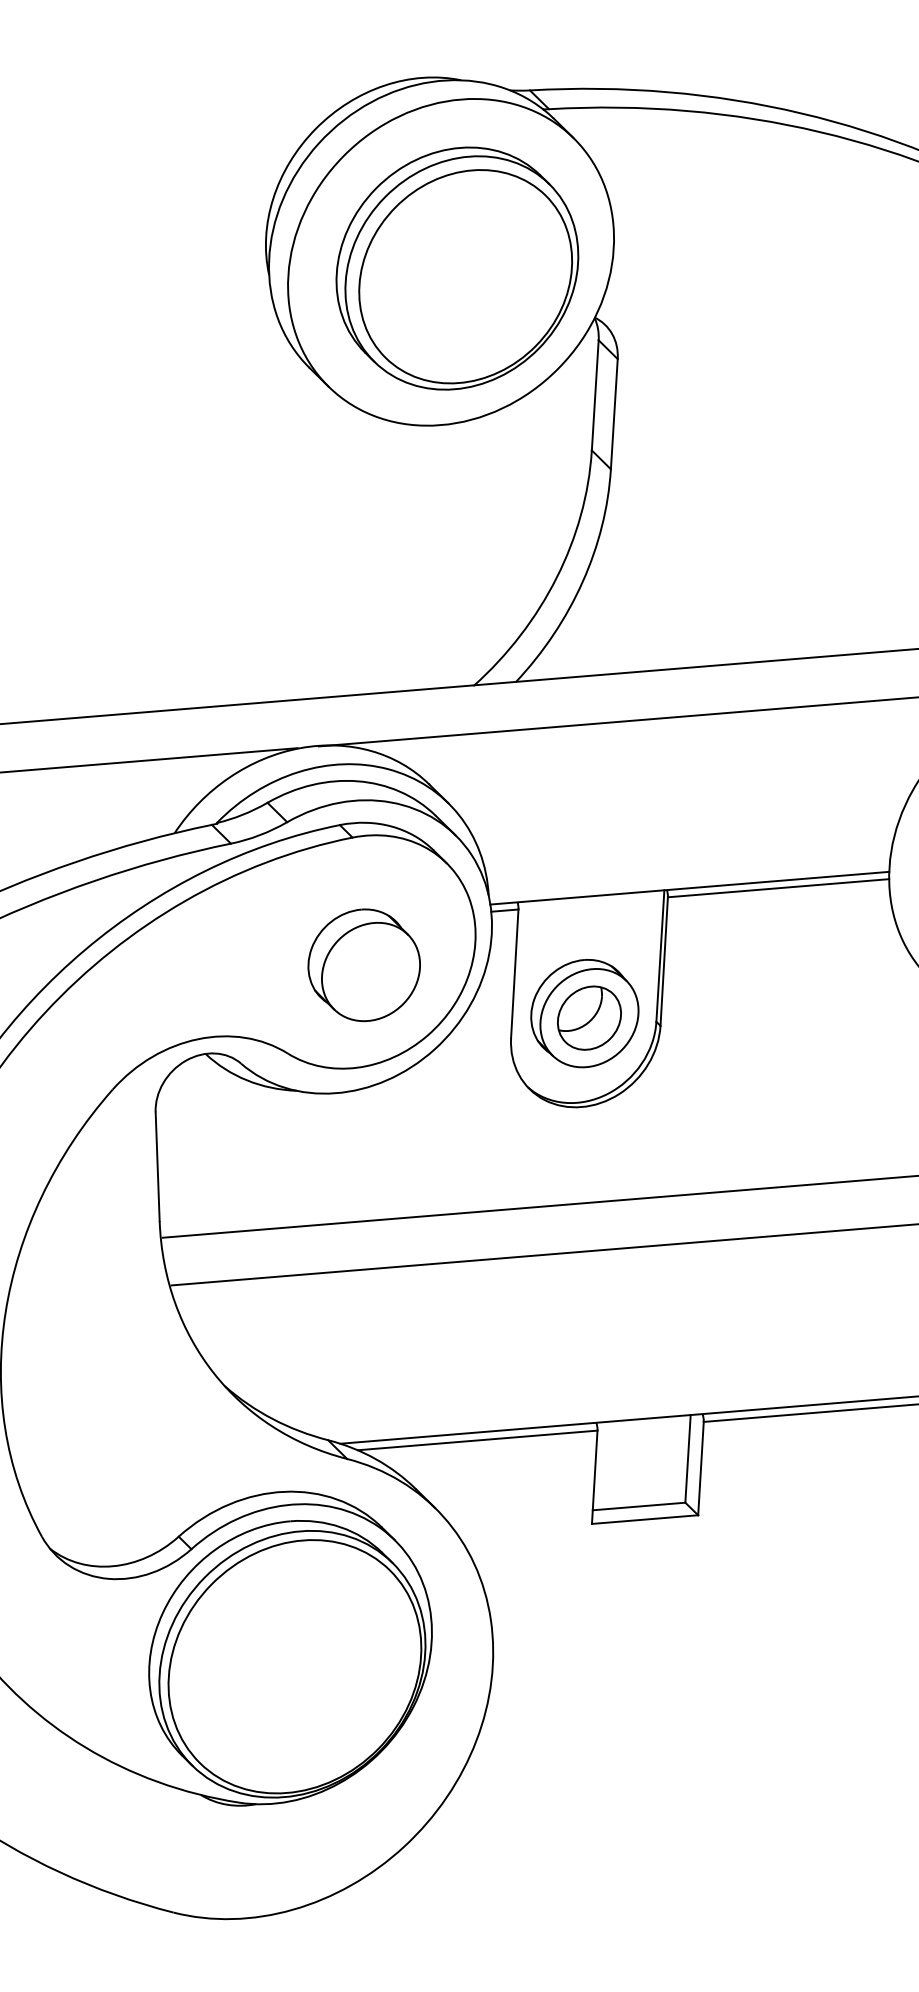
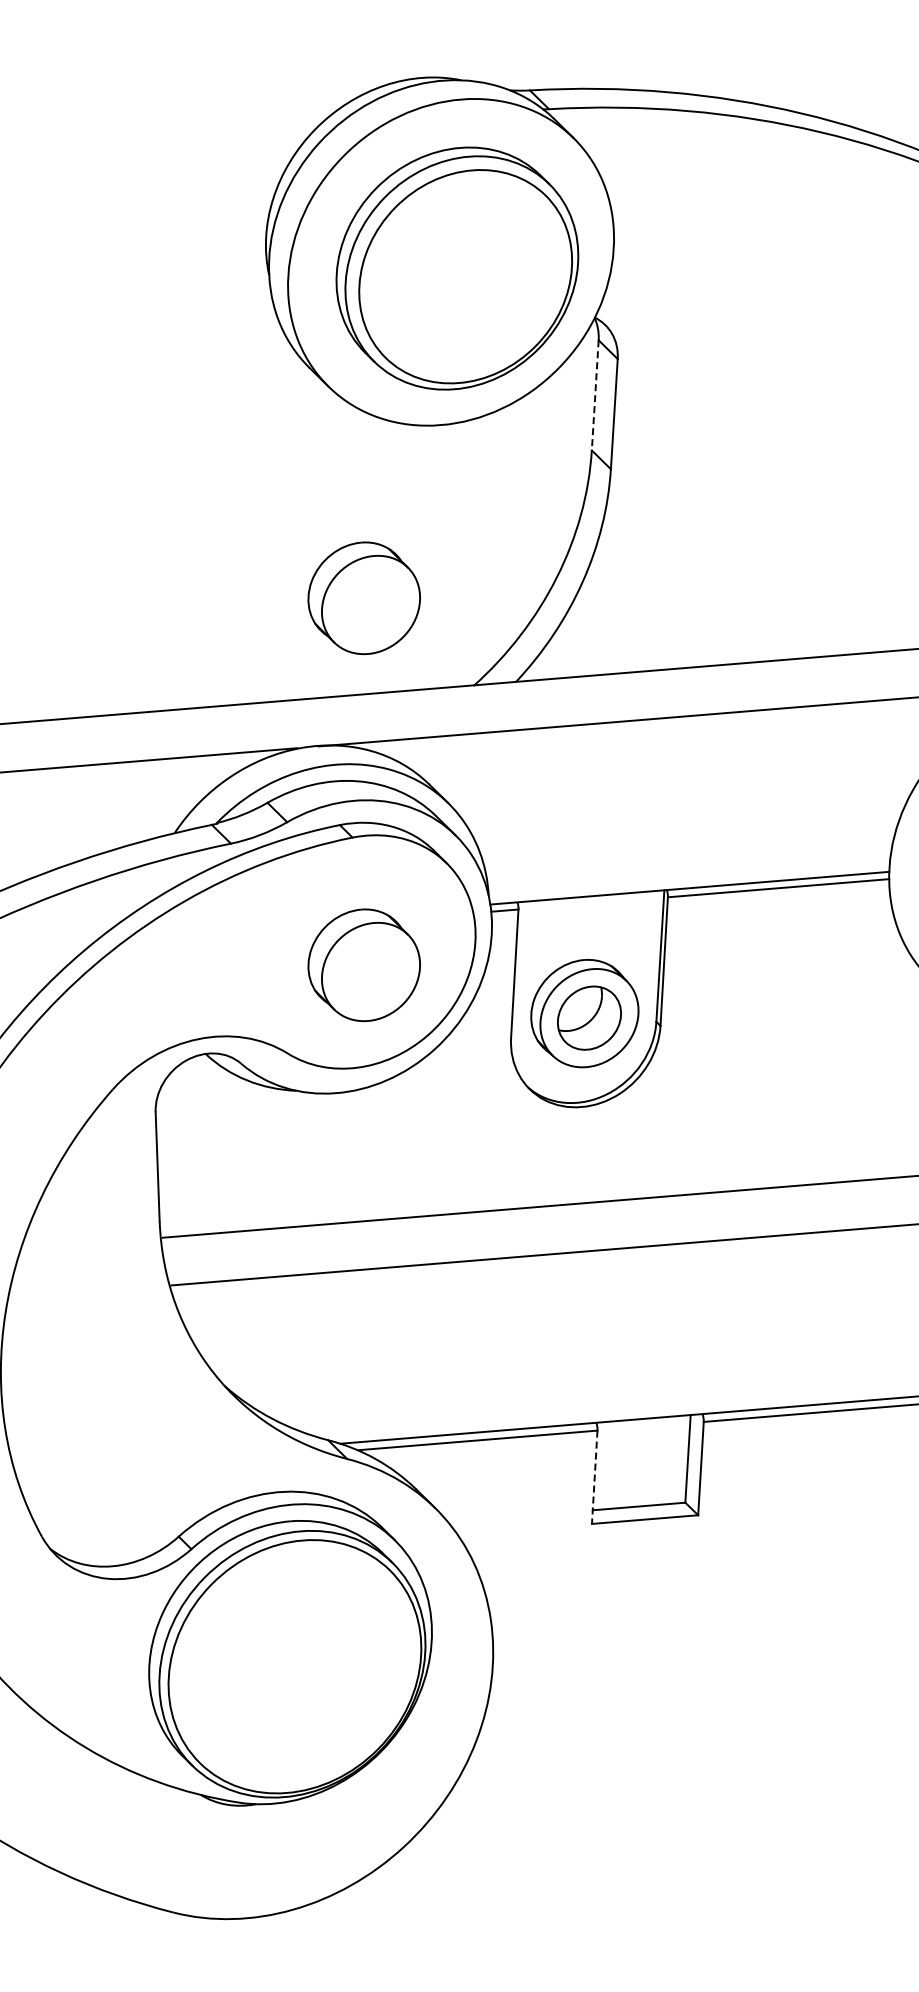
line: solid -> dashed (595, 395)
part: none -> present (363, 598)
line: solid -> dashed (594, 1477)
